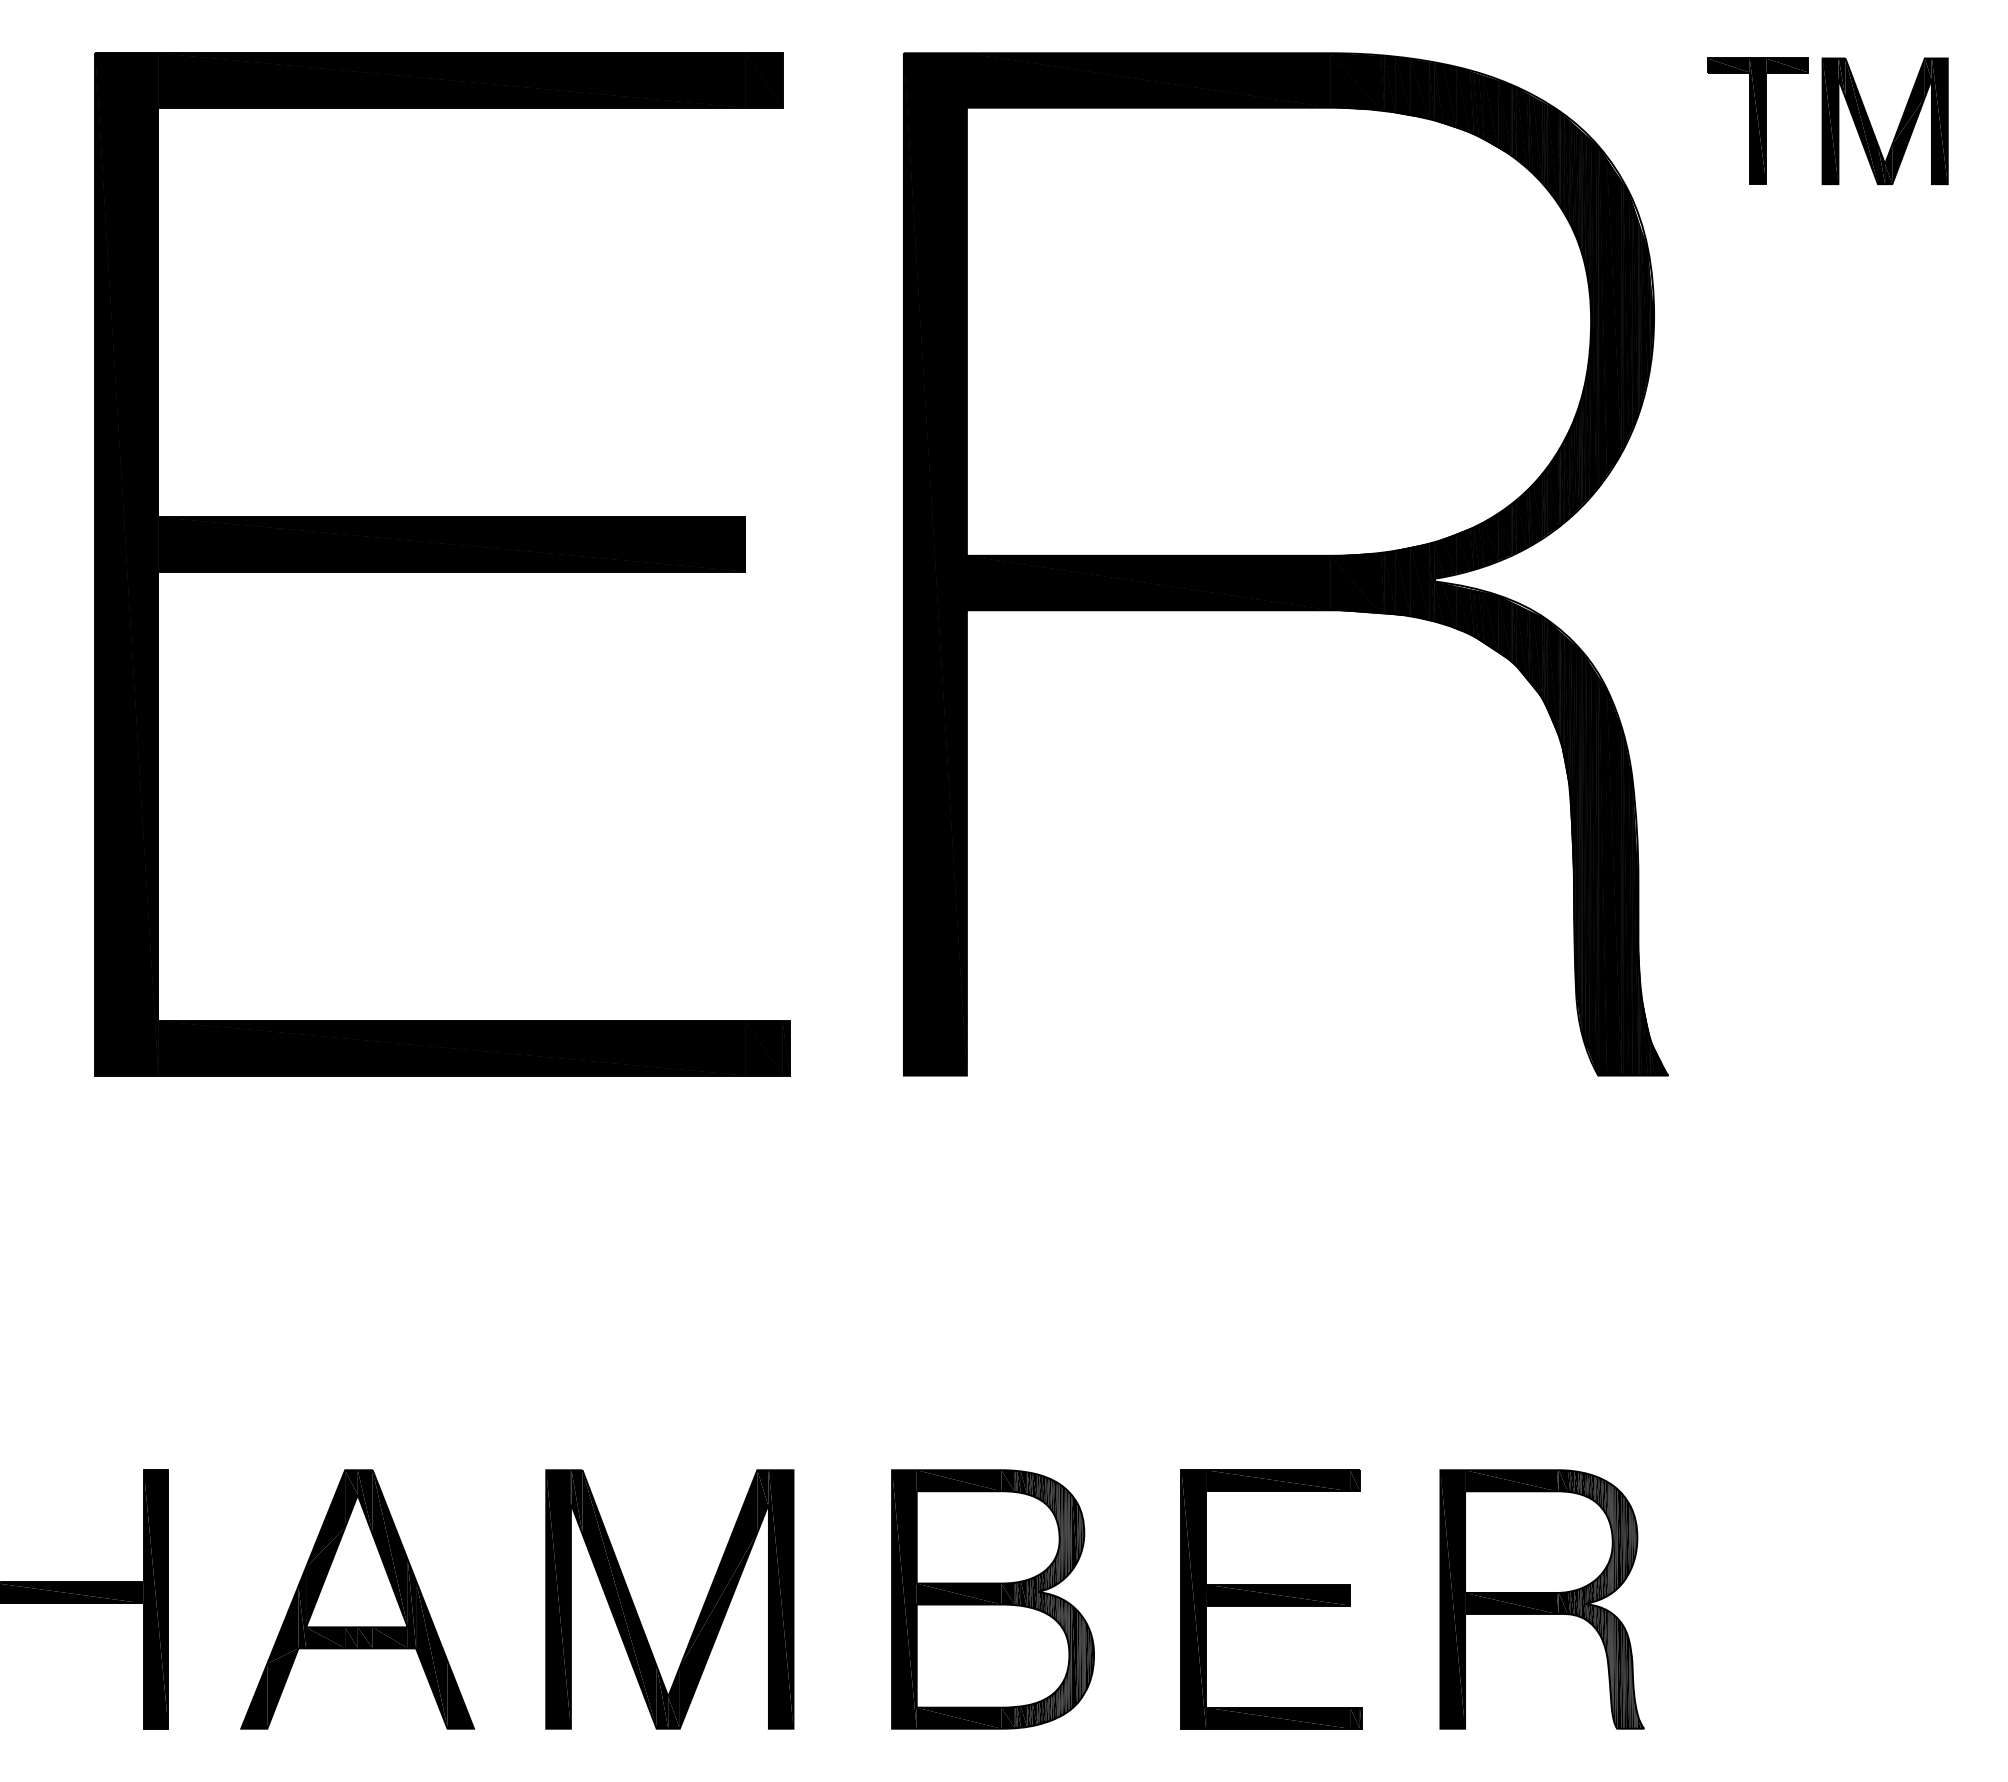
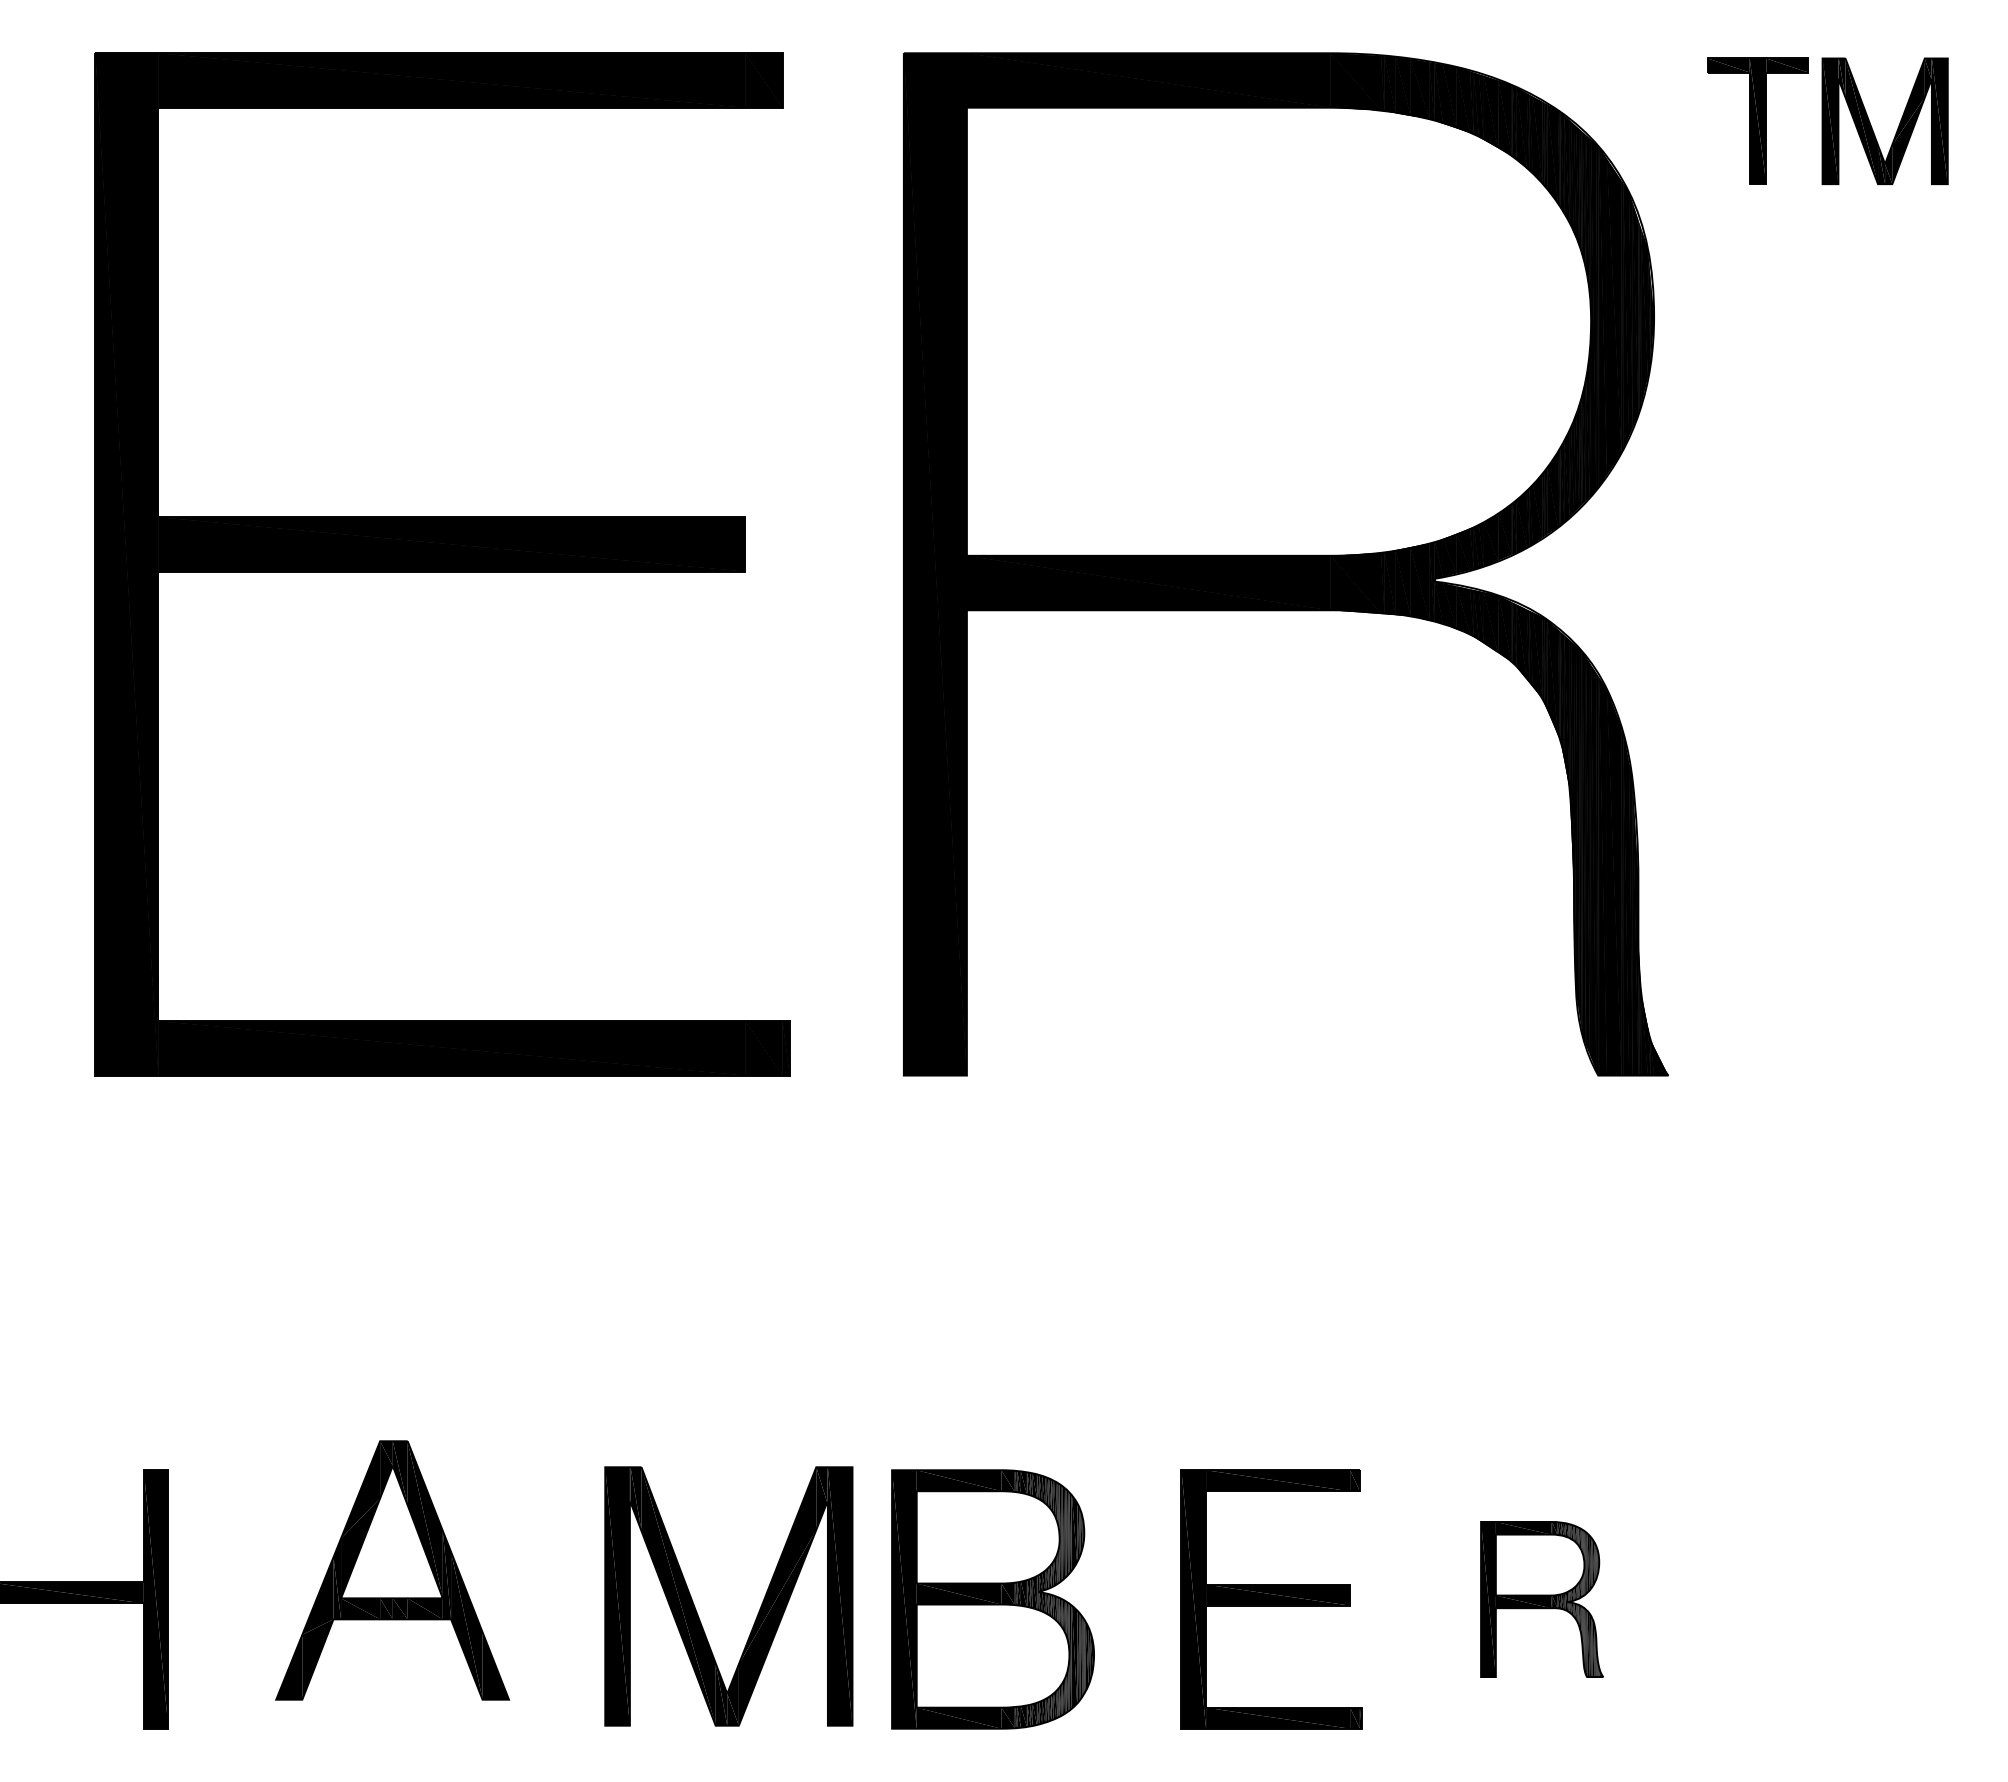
part position: (357, 1599) -> (392, 1570) (392, 1570)
part size: 206x261 px -> 124x157 px (1541, 1599)
part position: (700, 1611) -> (759, 1608) (759, 1608)
